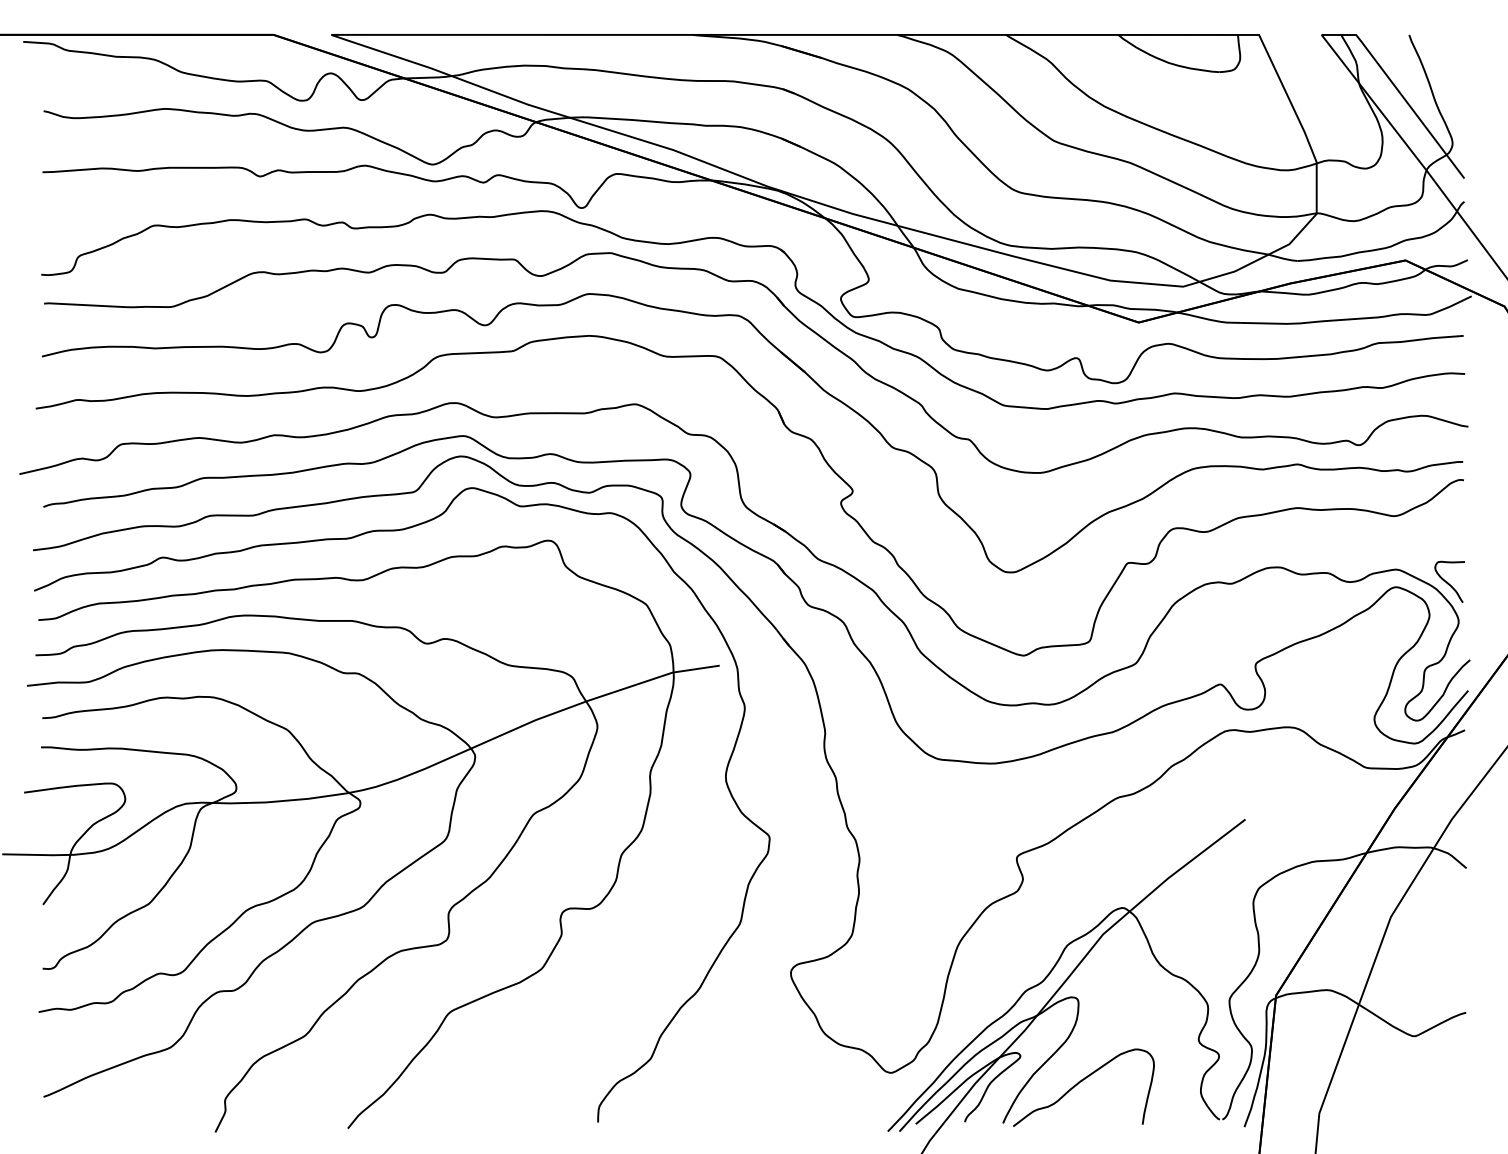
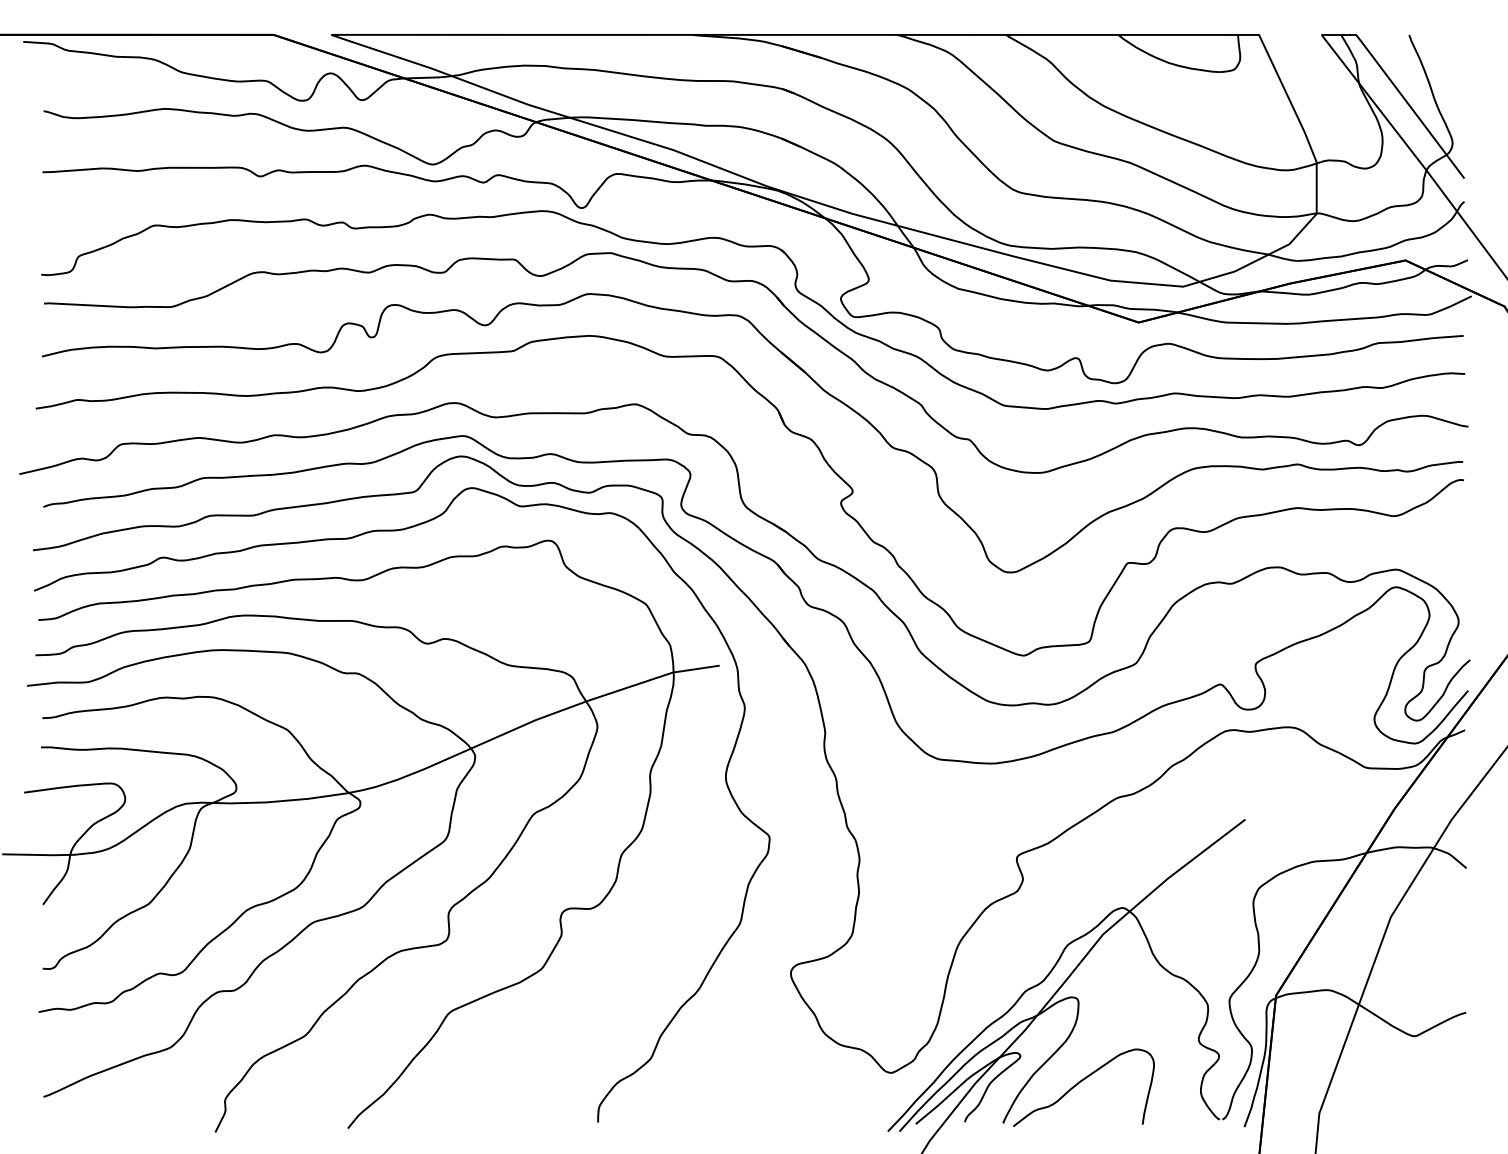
curve: present -> none (1448, 582)
